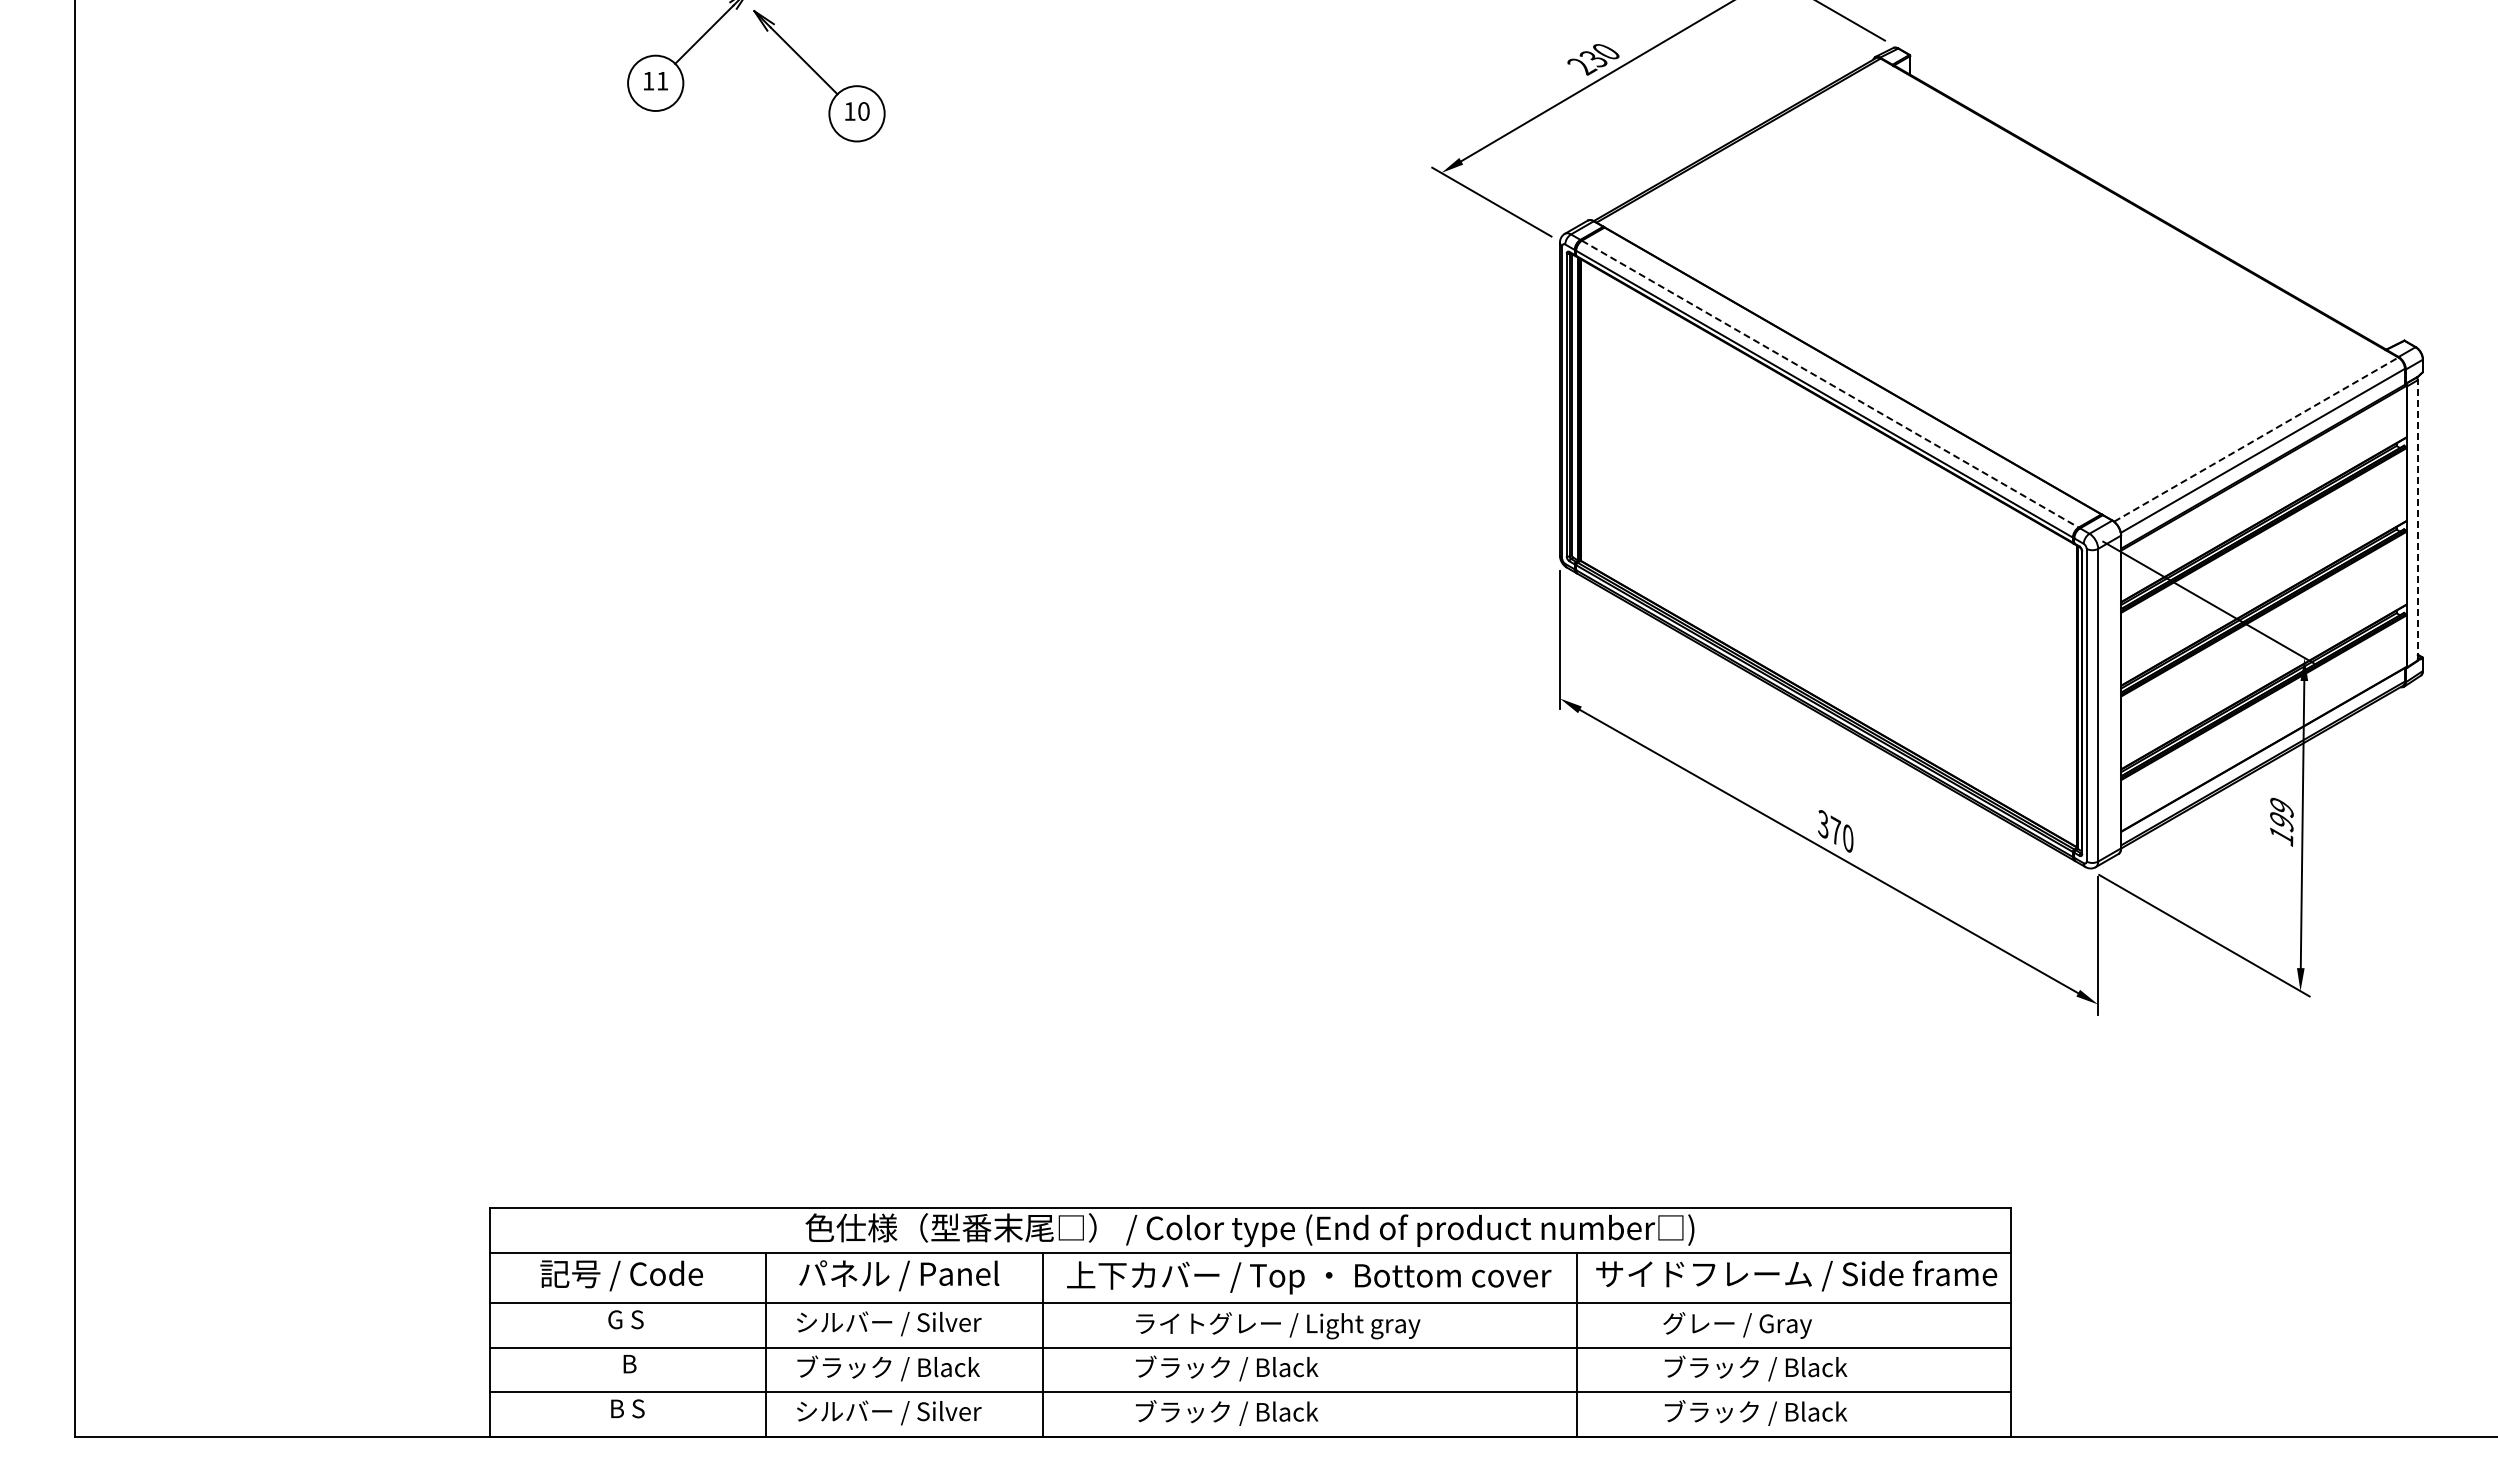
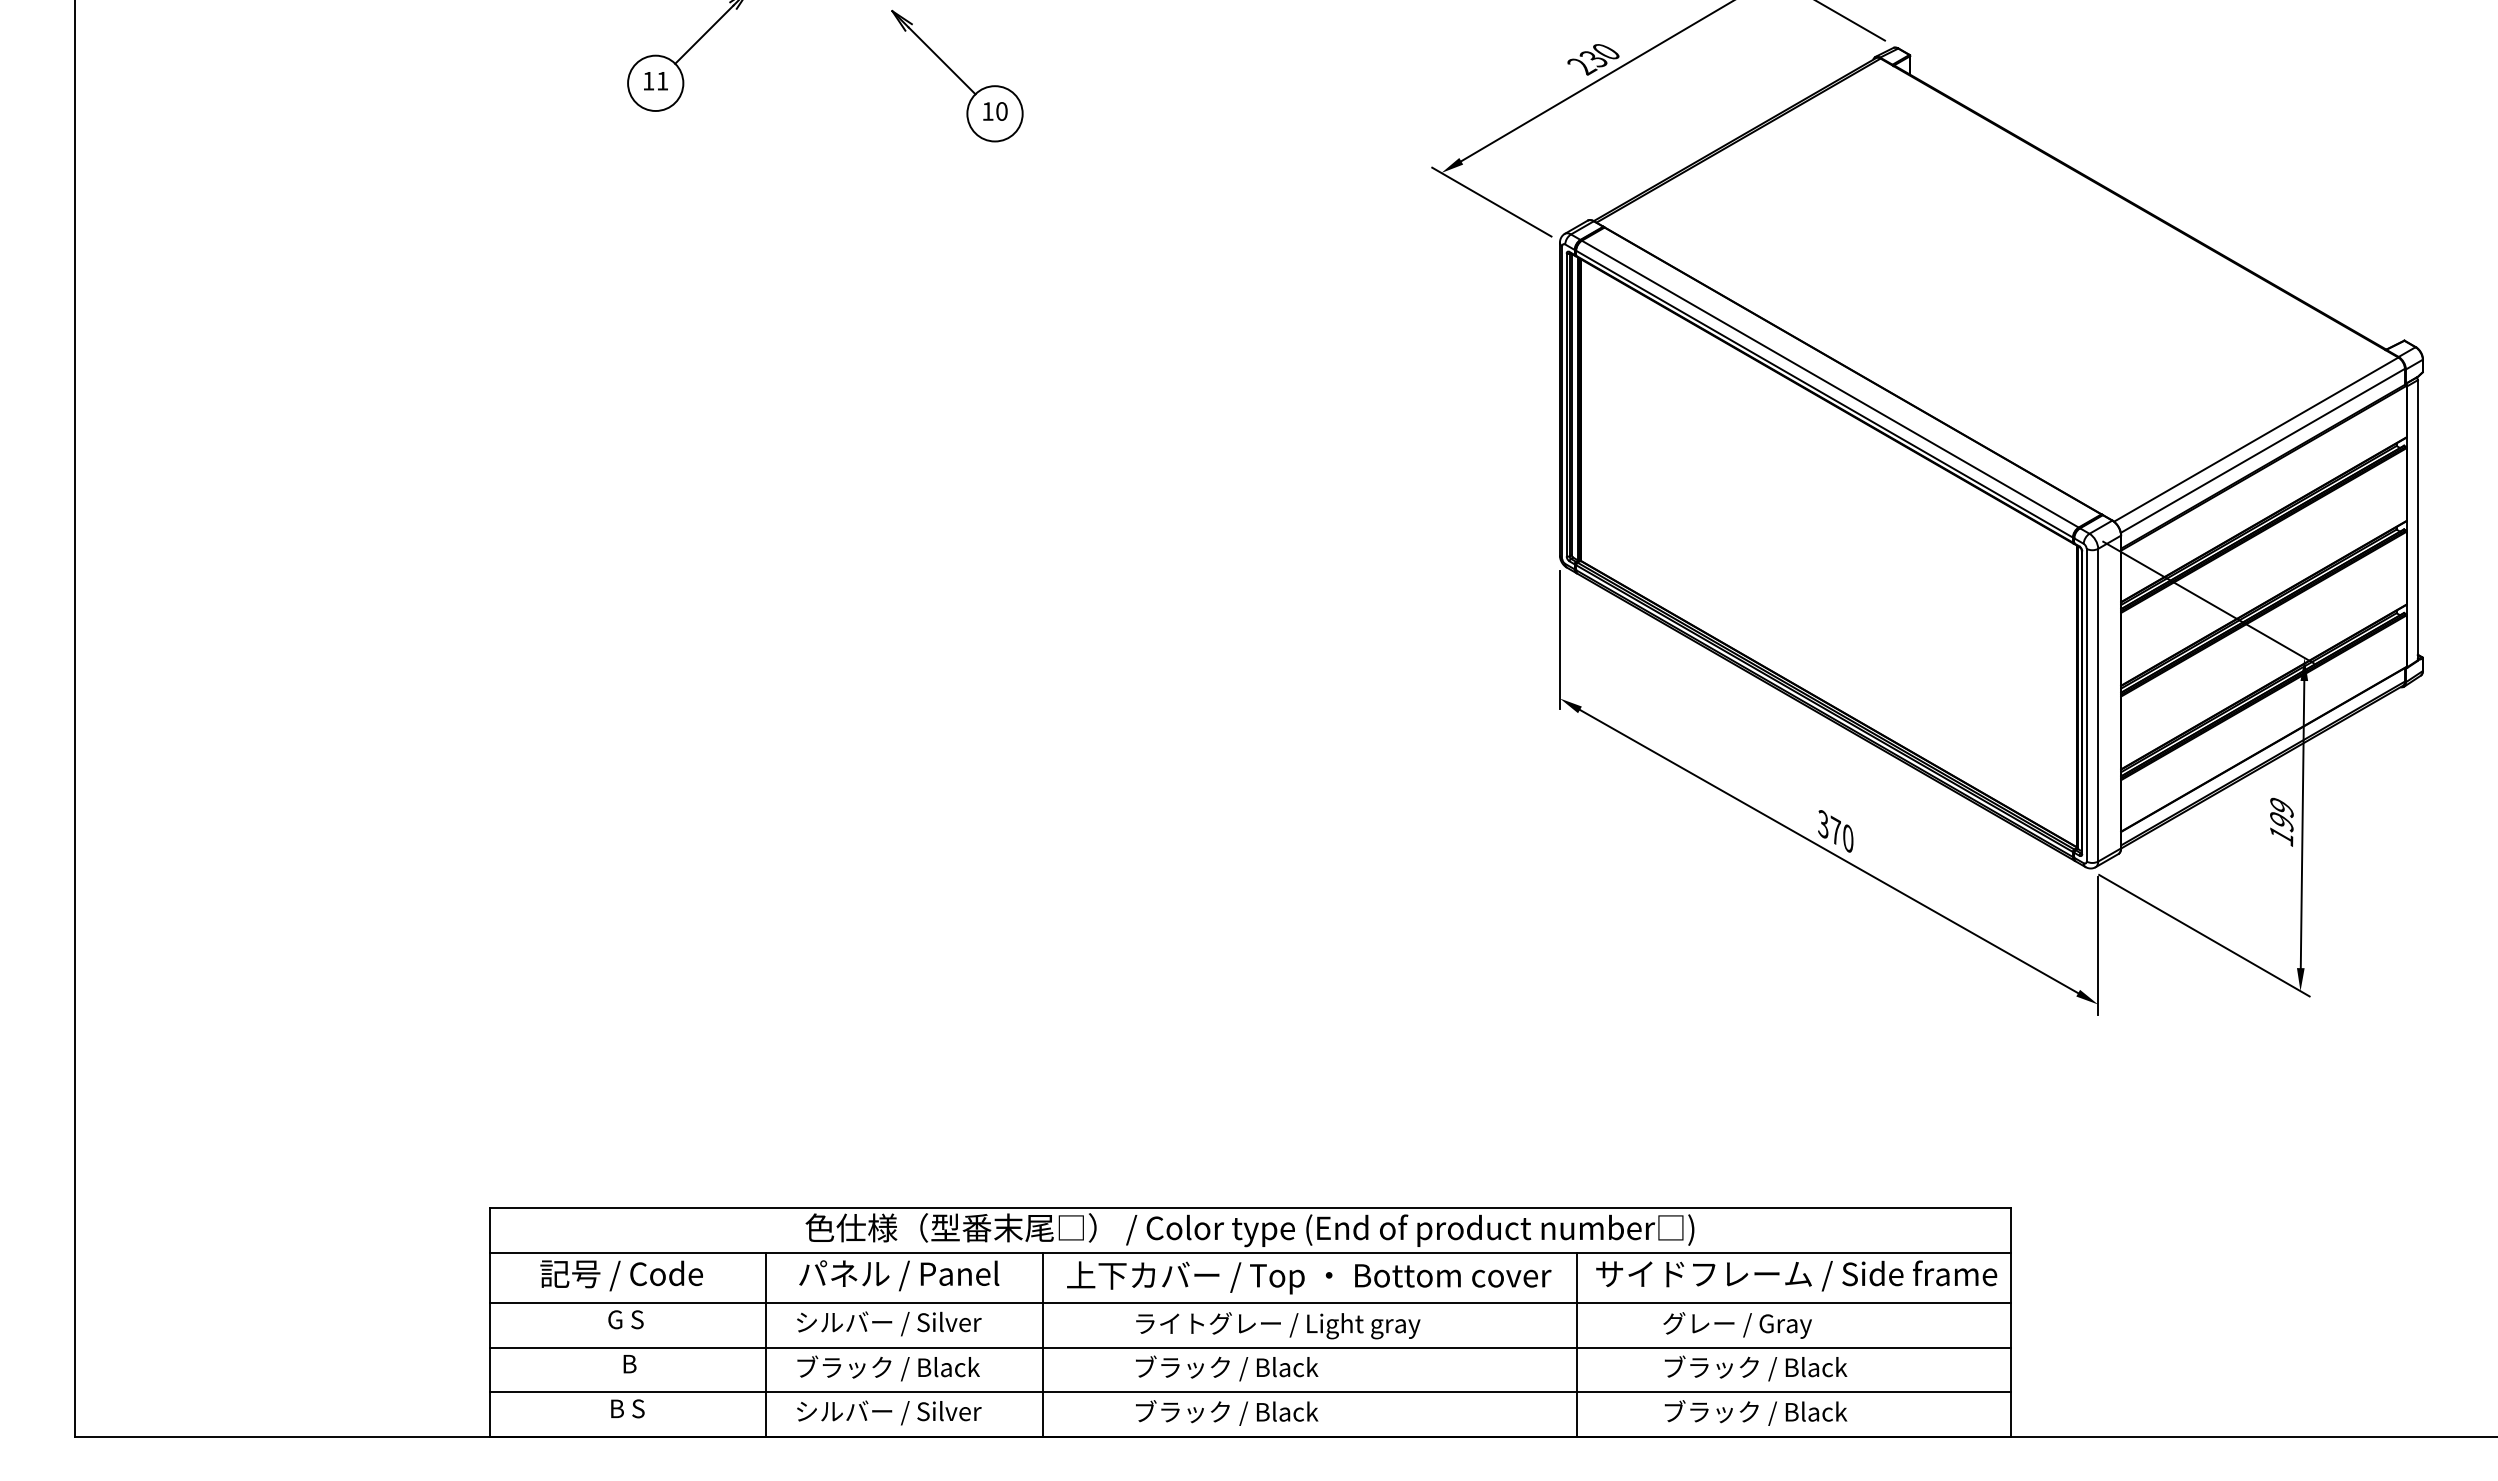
part position: (819, 75) -> (957, 75) (957, 75)
line: dashed -> solid (1830, 384)
line: dashed -> solid (2256, 439)
line: dashed -> solid (2417, 519)
